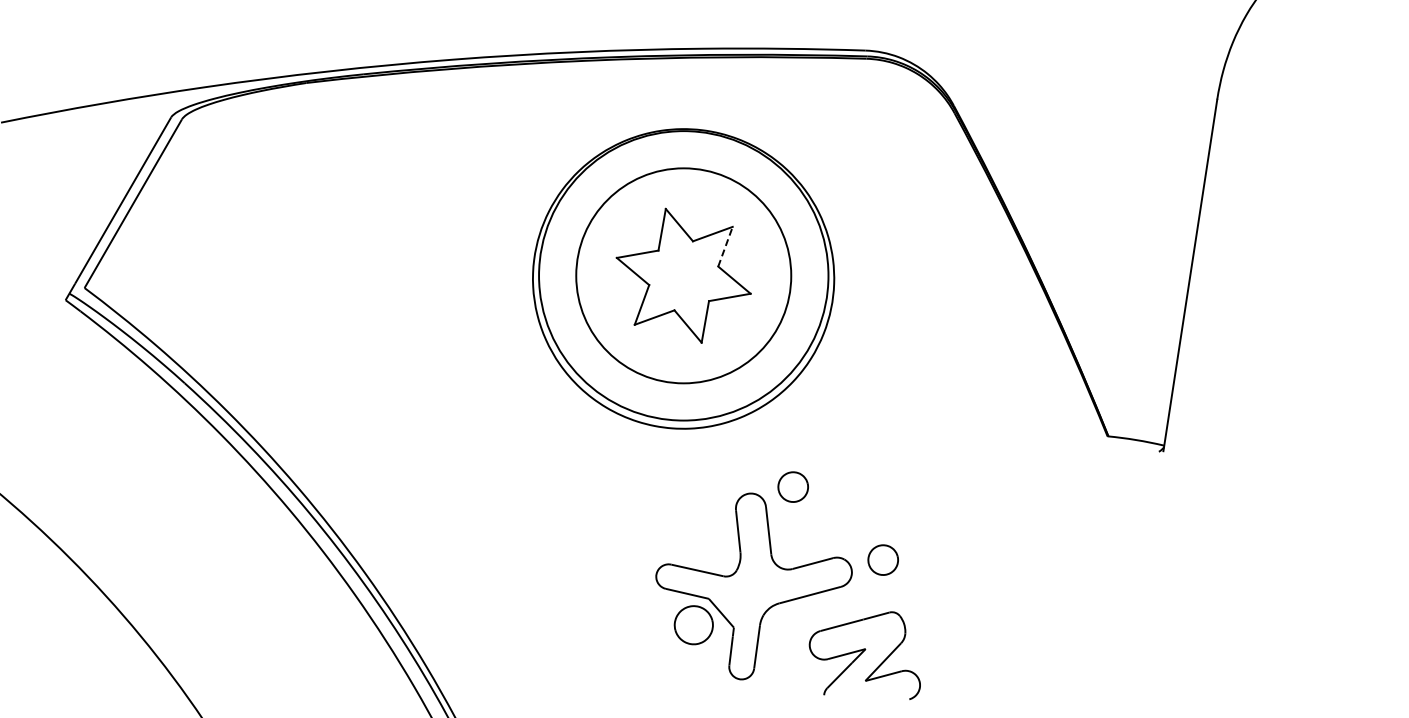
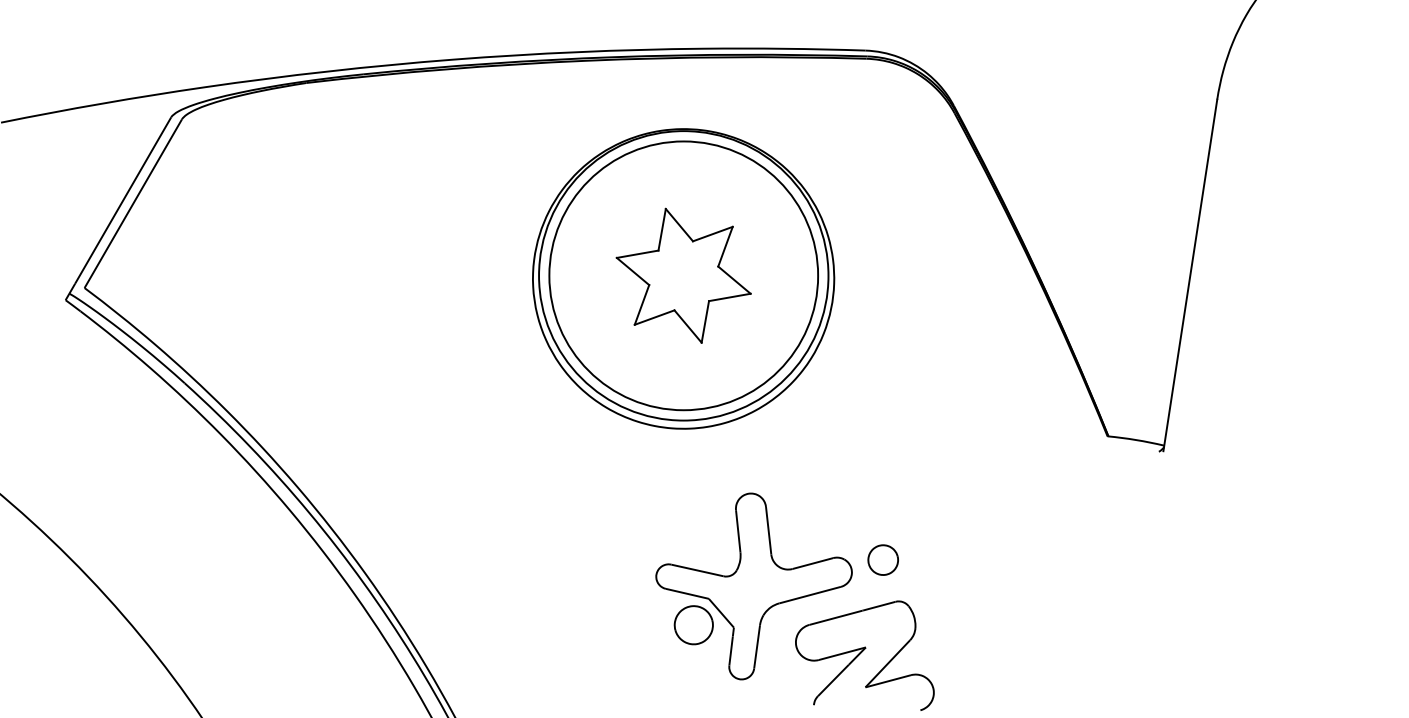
line: dashed -> solid (725, 246)
circle diameter: 215 px -> 269 px (683, 275)
part: present -> none (792, 486)
part size: 113x89 px -> 140x111 px (864, 655)
